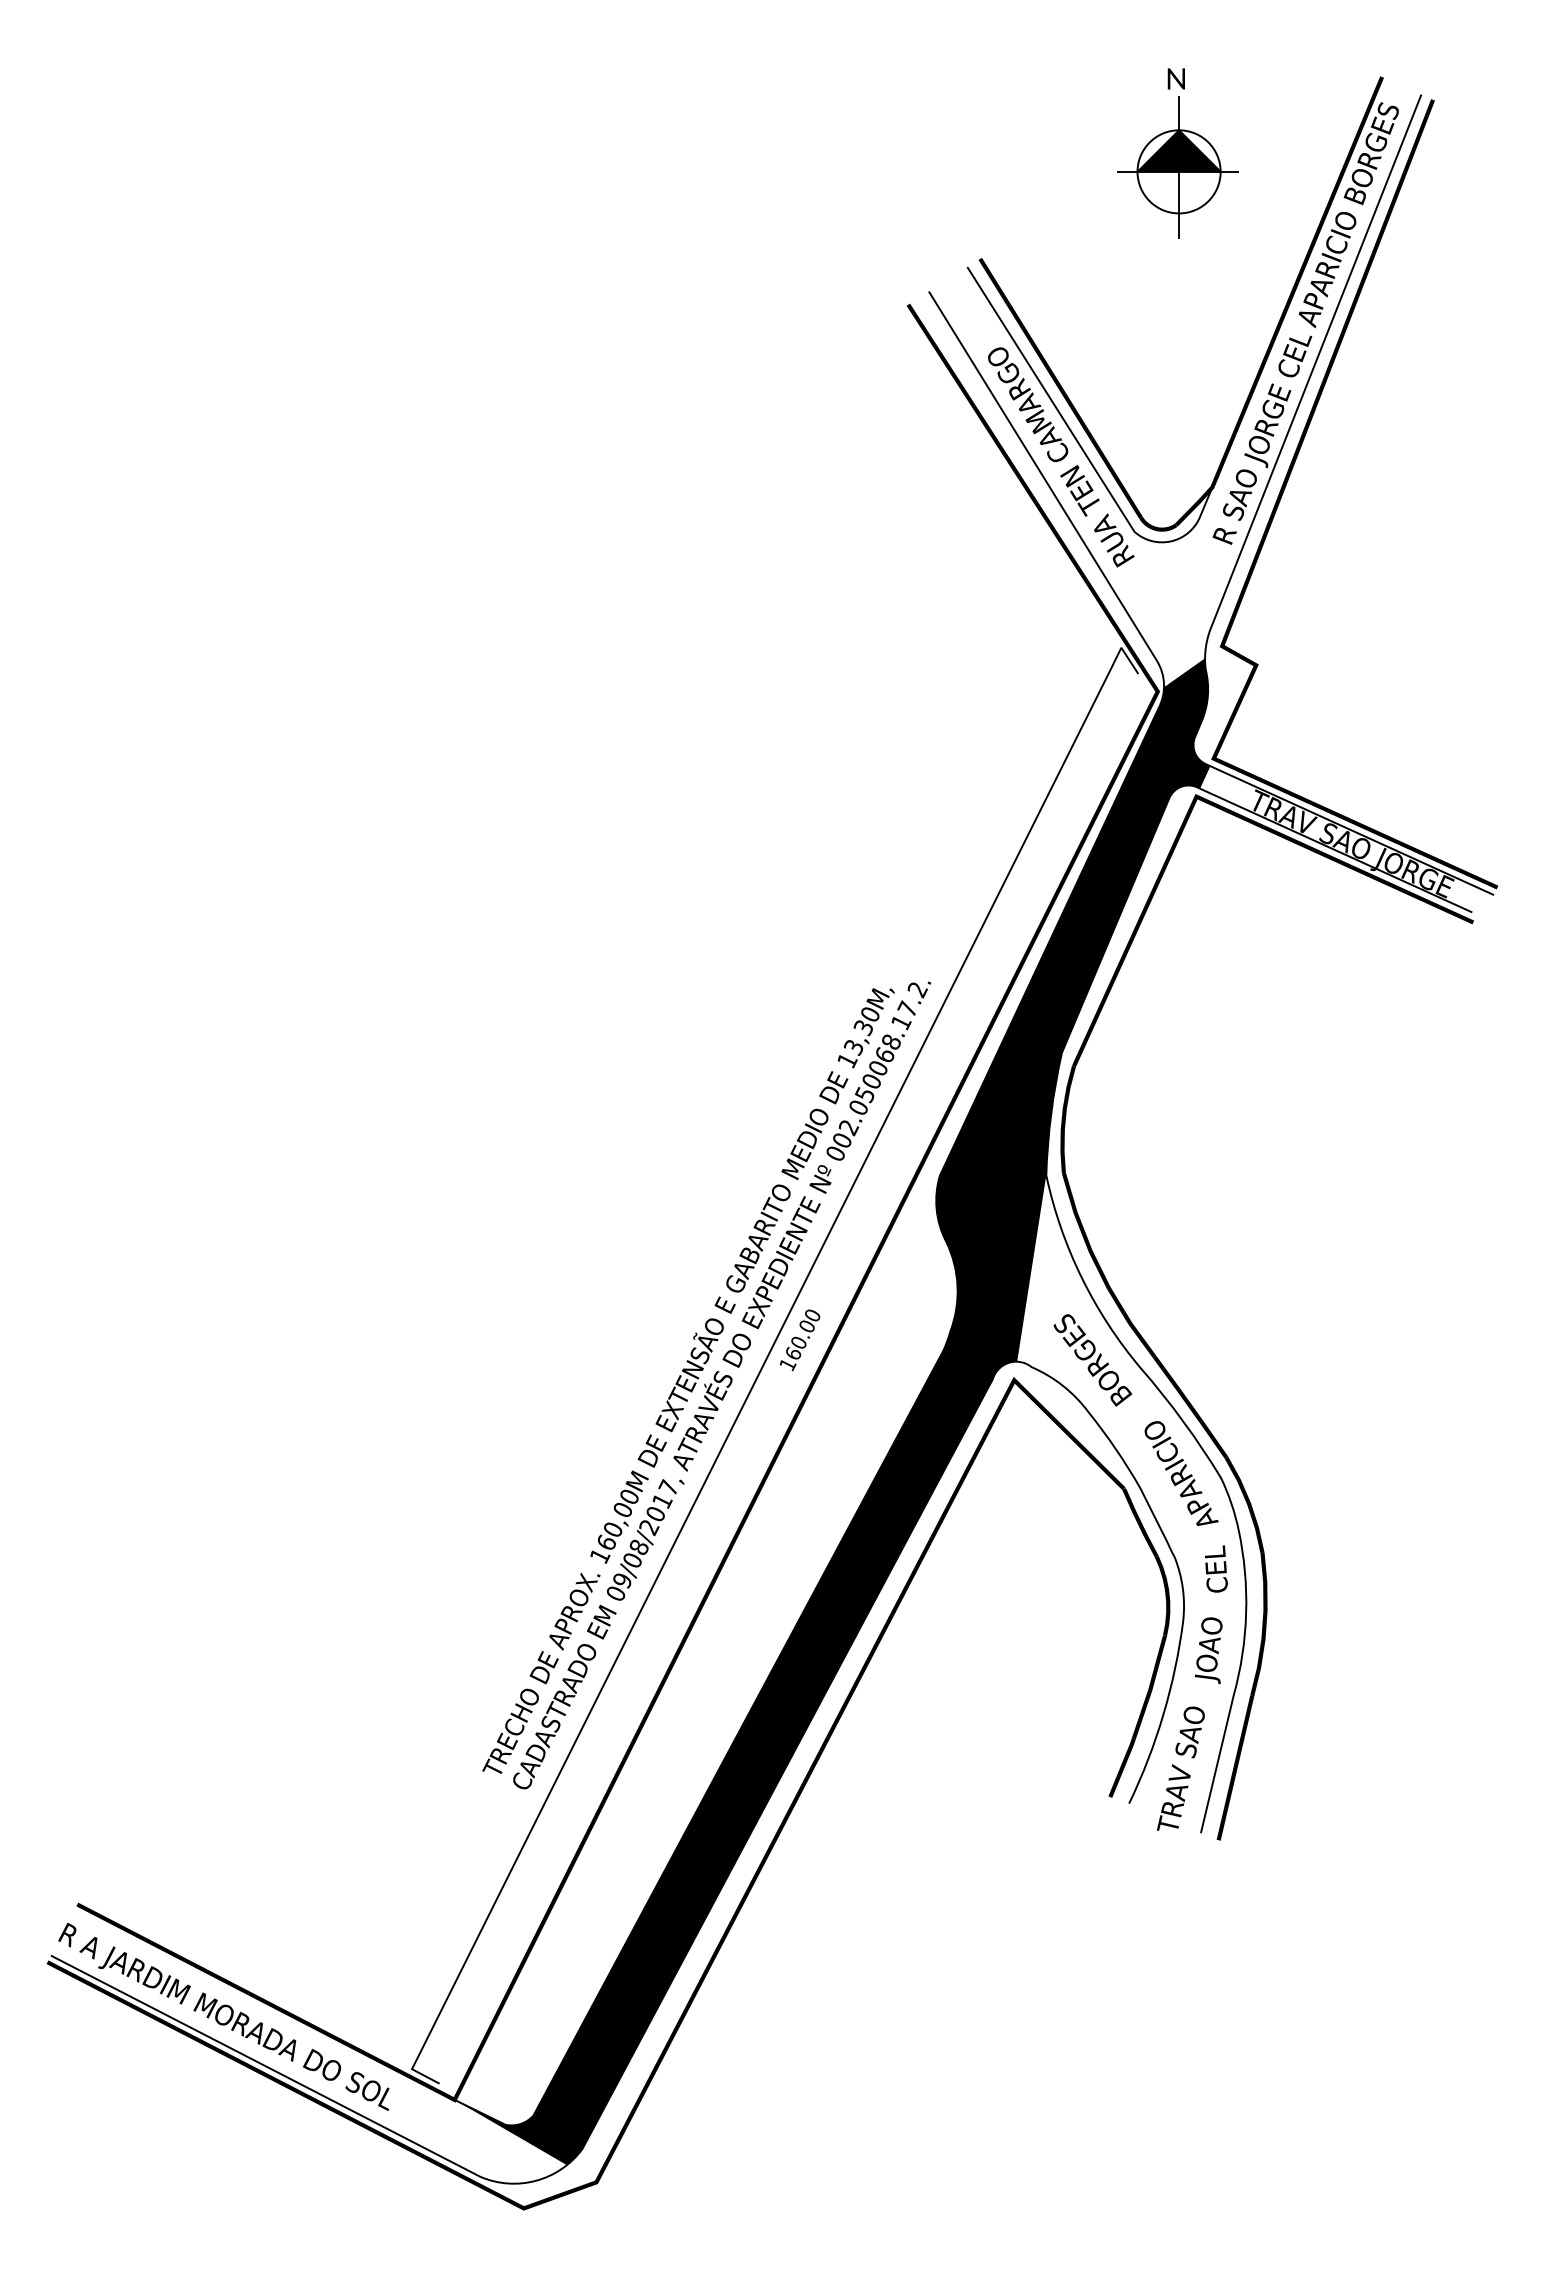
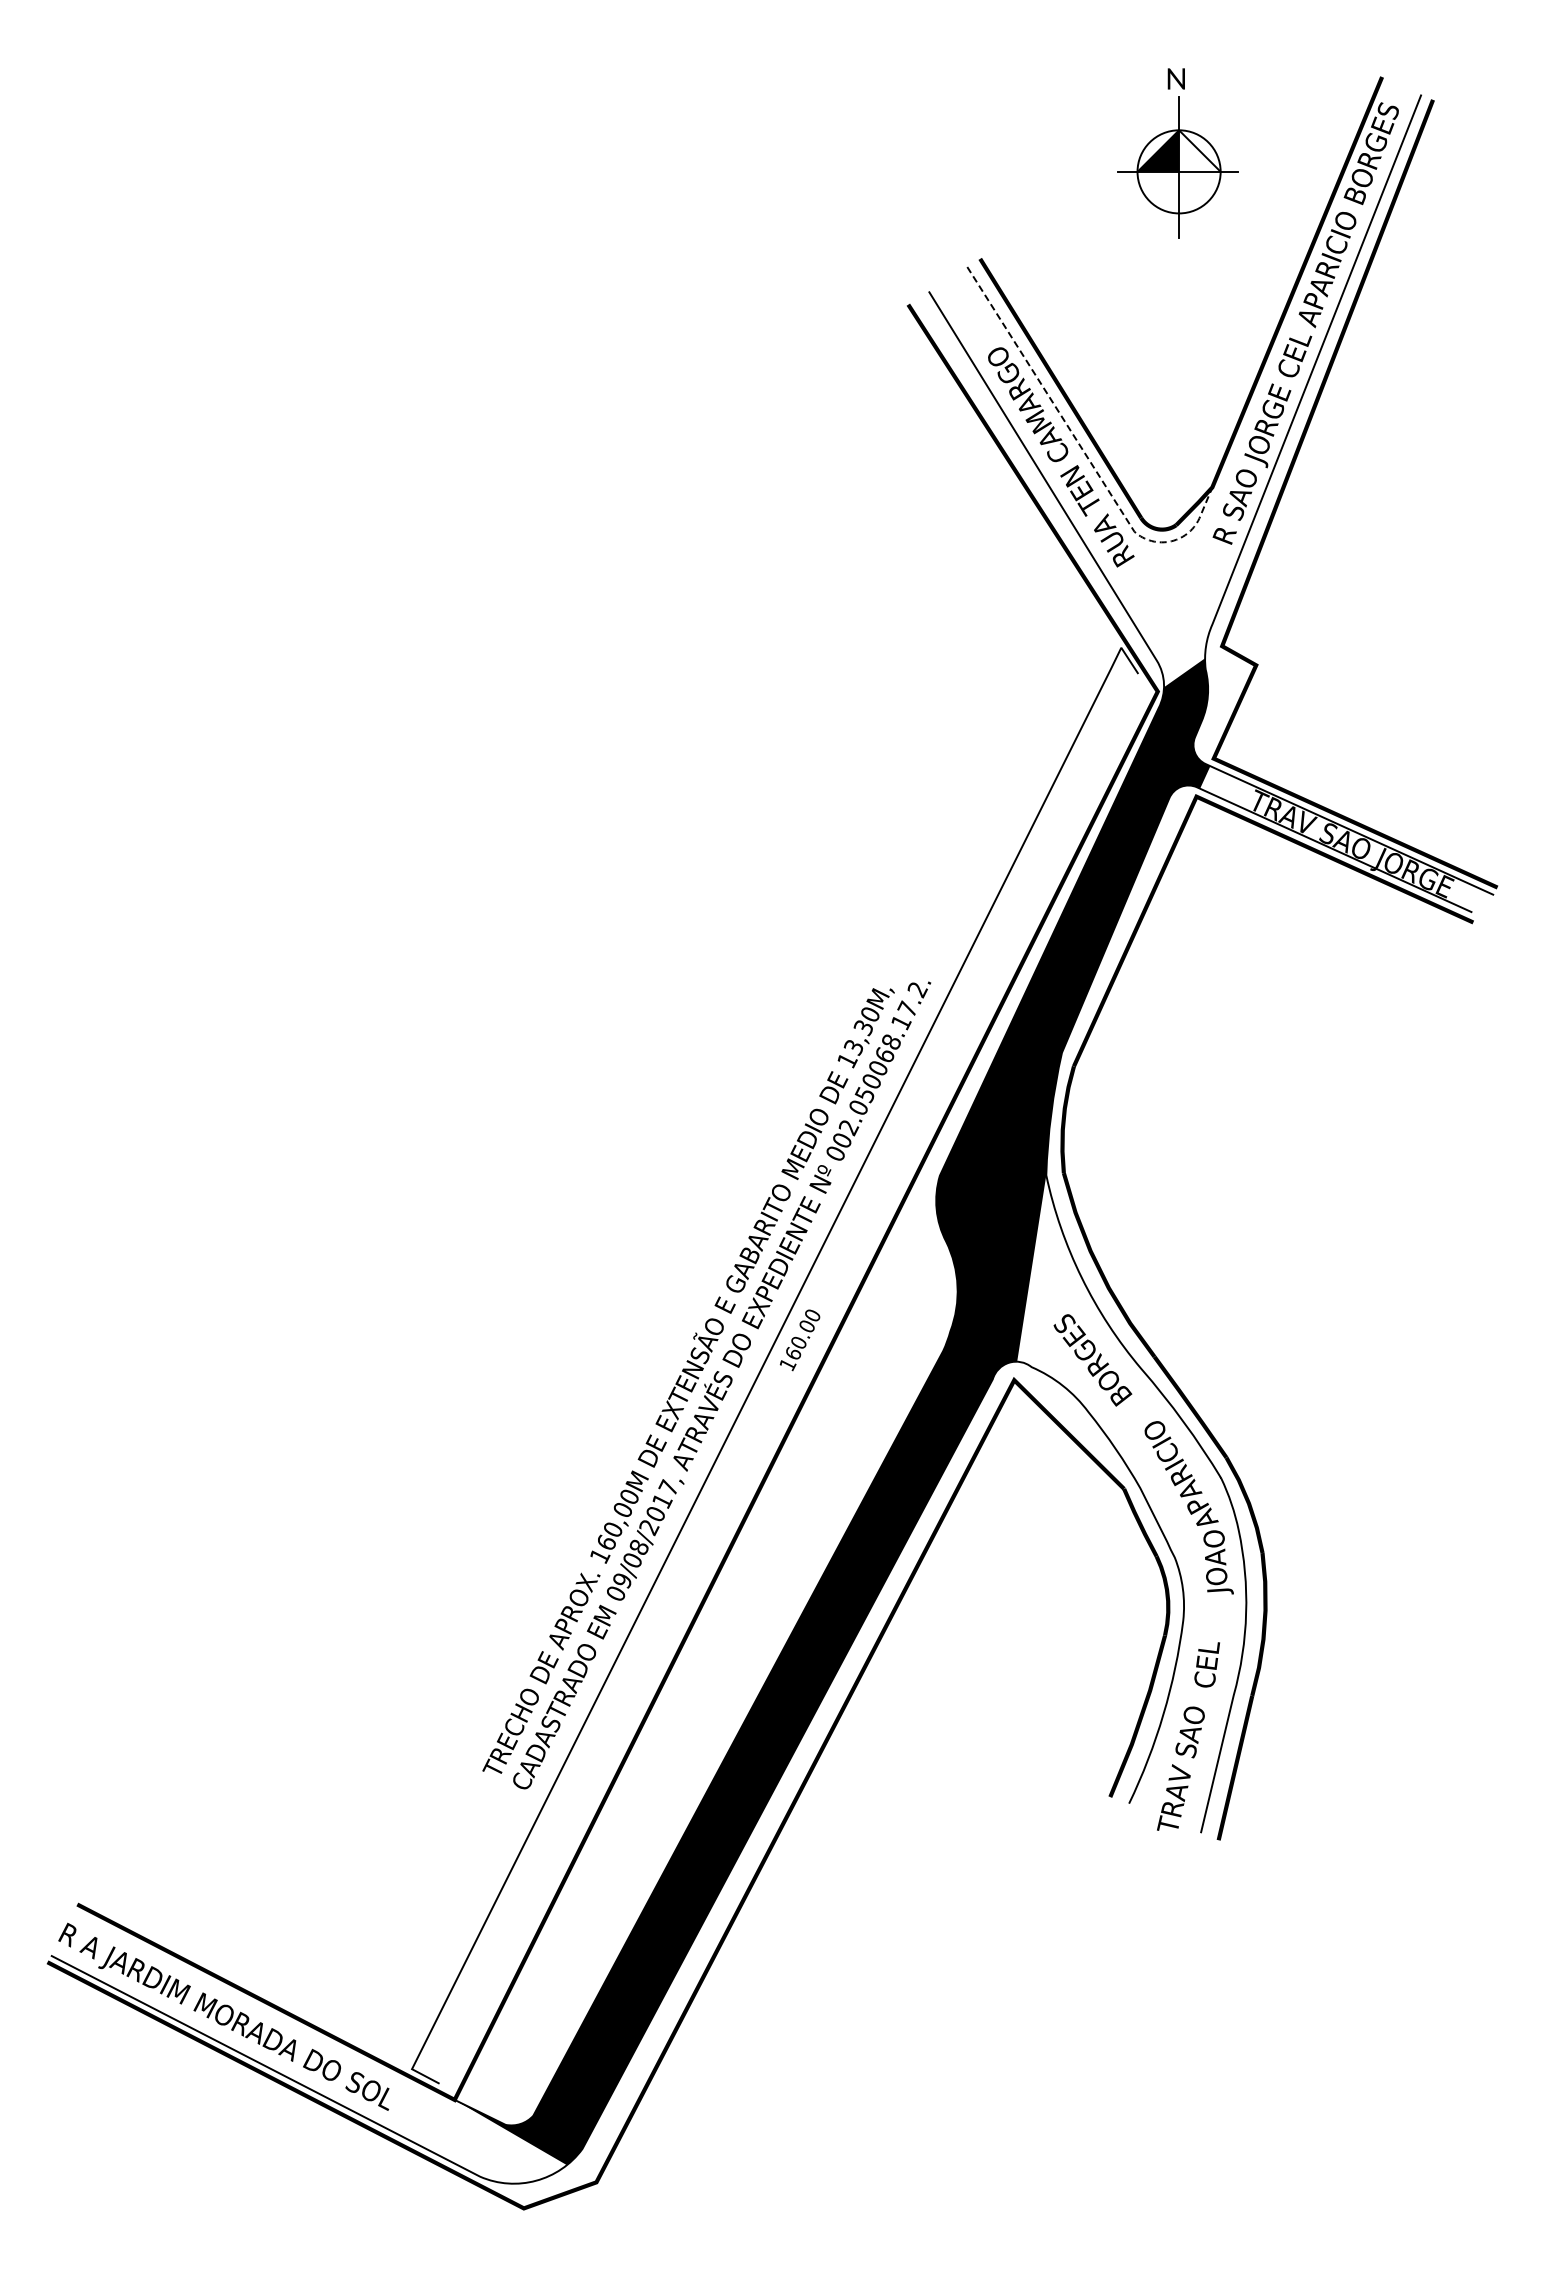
fill: present -> none (1199, 150)
line: solid -> dashed (1086, 455)
text: CEL -> JOAO (1218, 1562)
text: JOAO -> CEL (1208, 1652)
